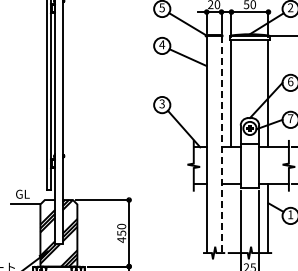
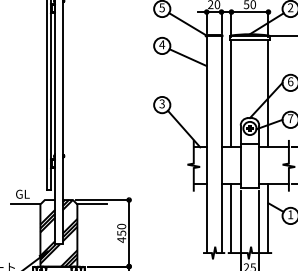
line: dashed -> solid (221, 145)
line: none -> present (91, 204)
line: none -> present (231, 218)
